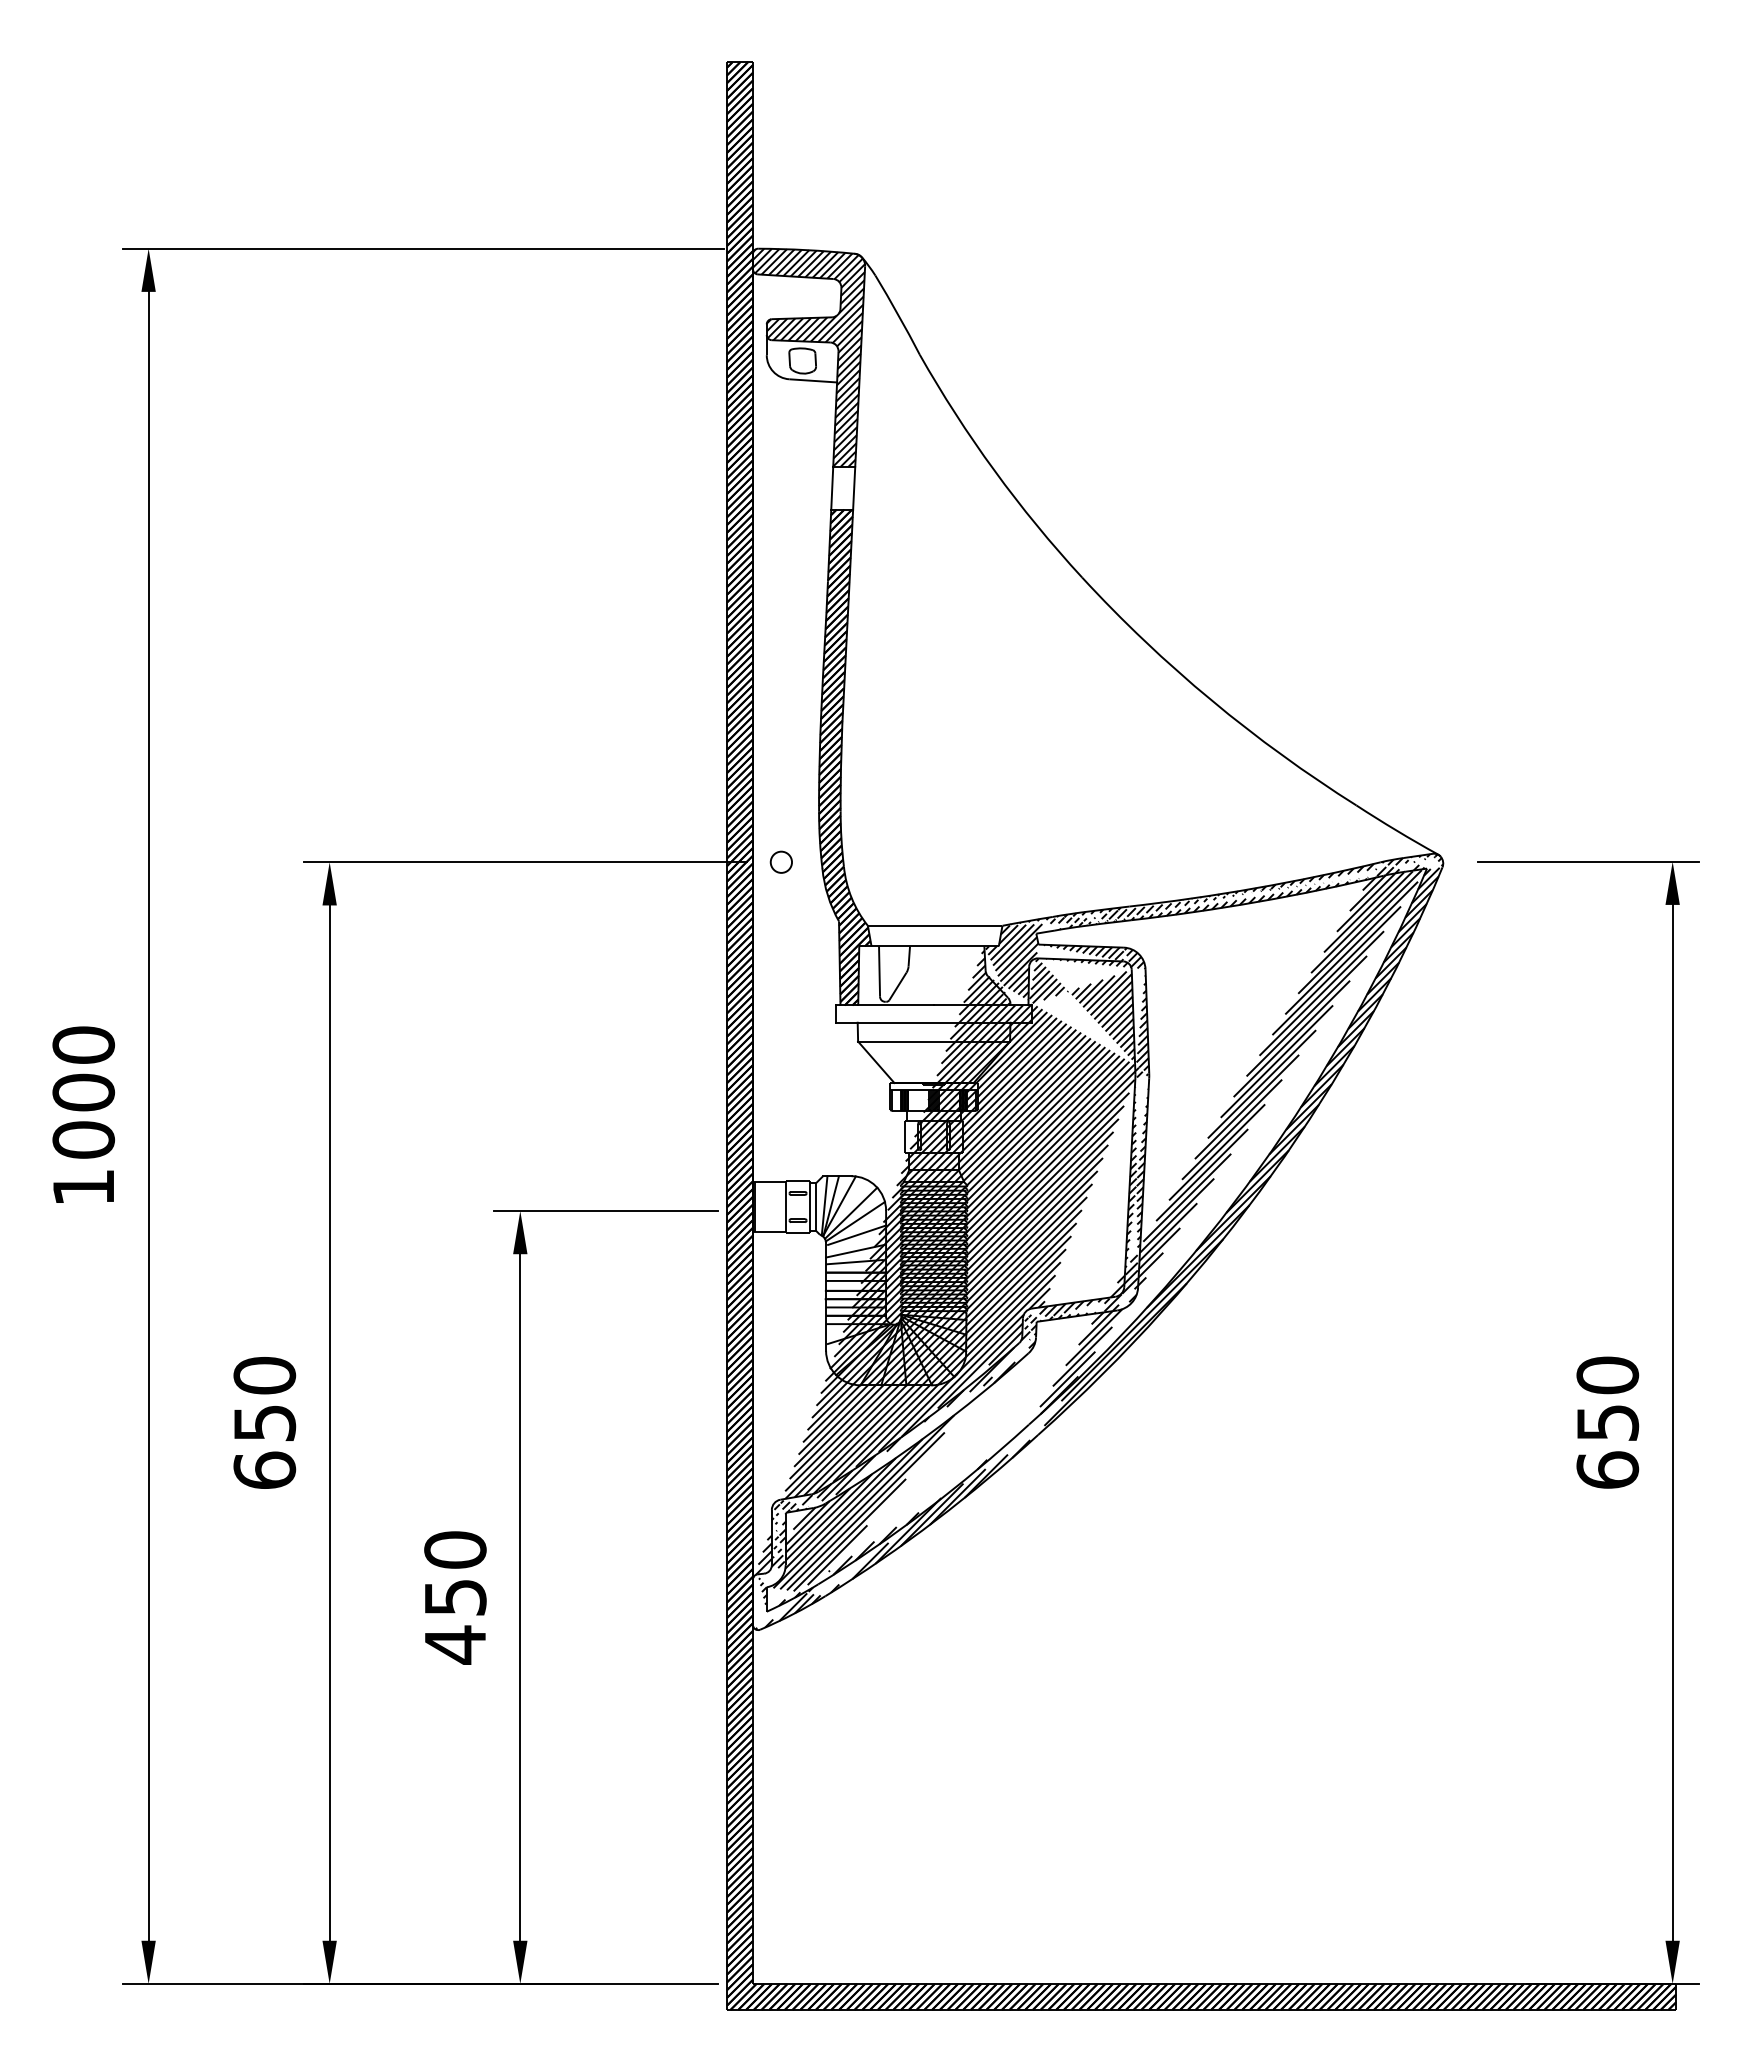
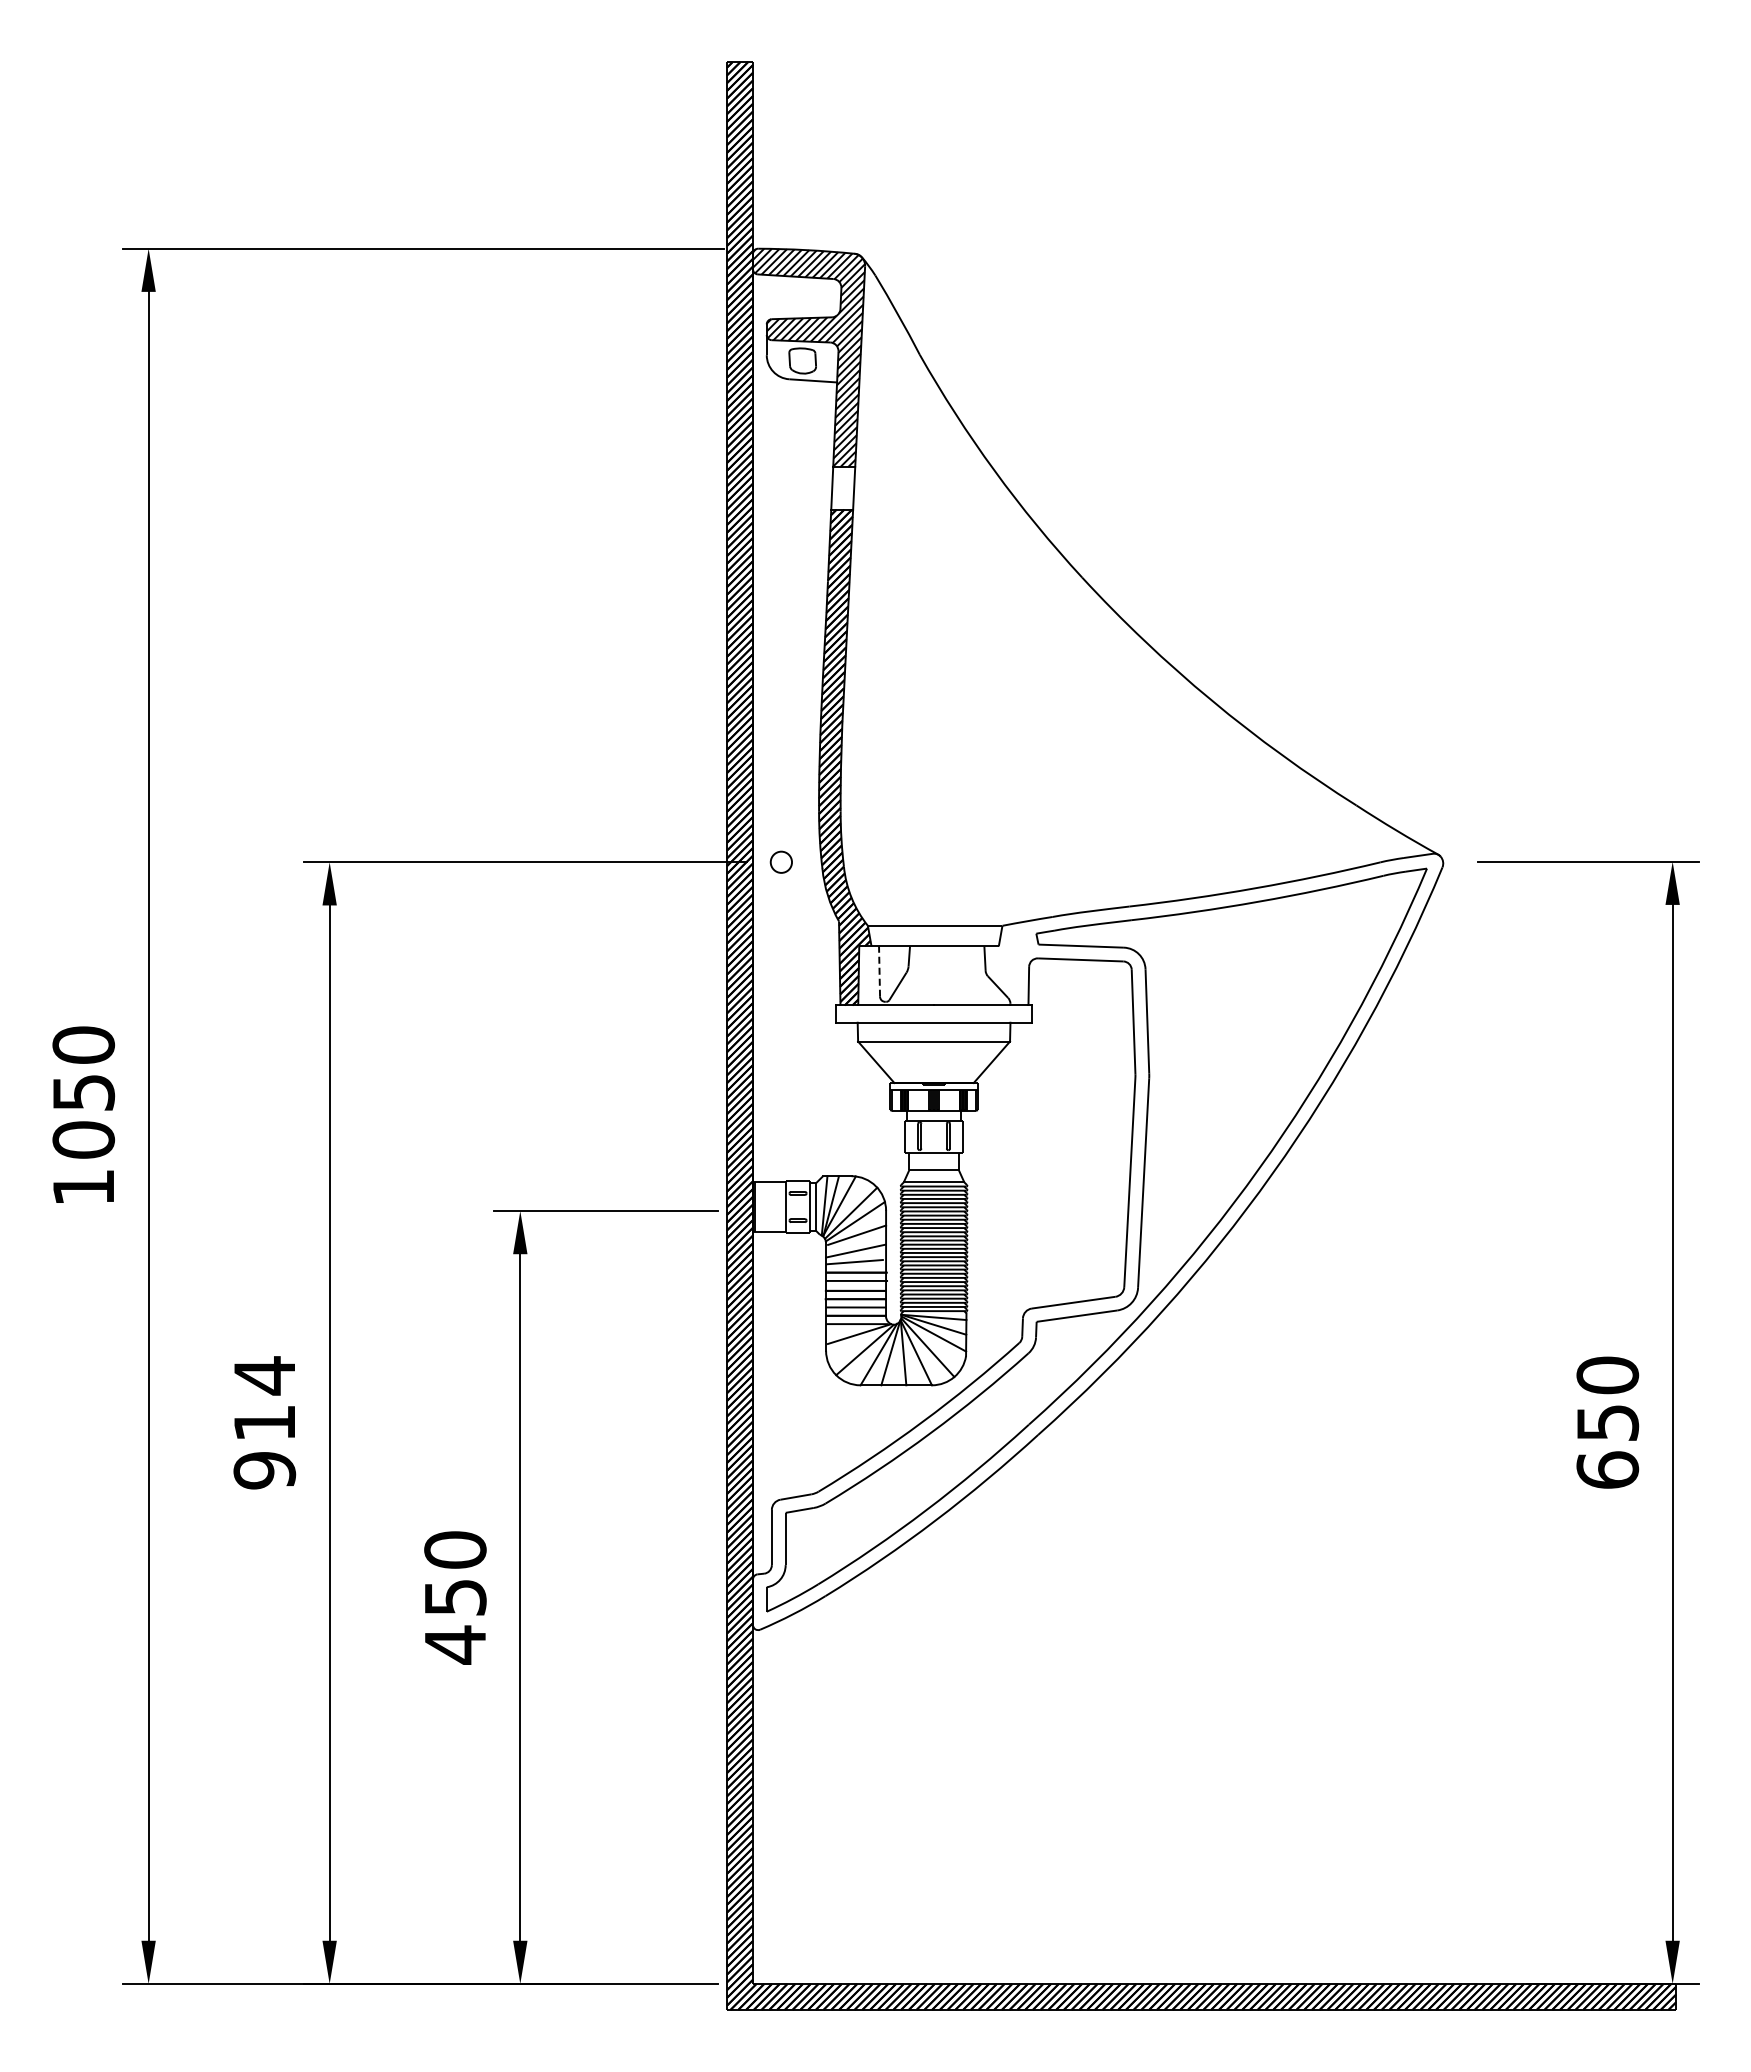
line: solid -> dashed (879, 971)
text: 1000 -> 1050 (83, 1092)
hatch: present -> none (1098, 1241)
text: 650 -> 914 (264, 1422)
